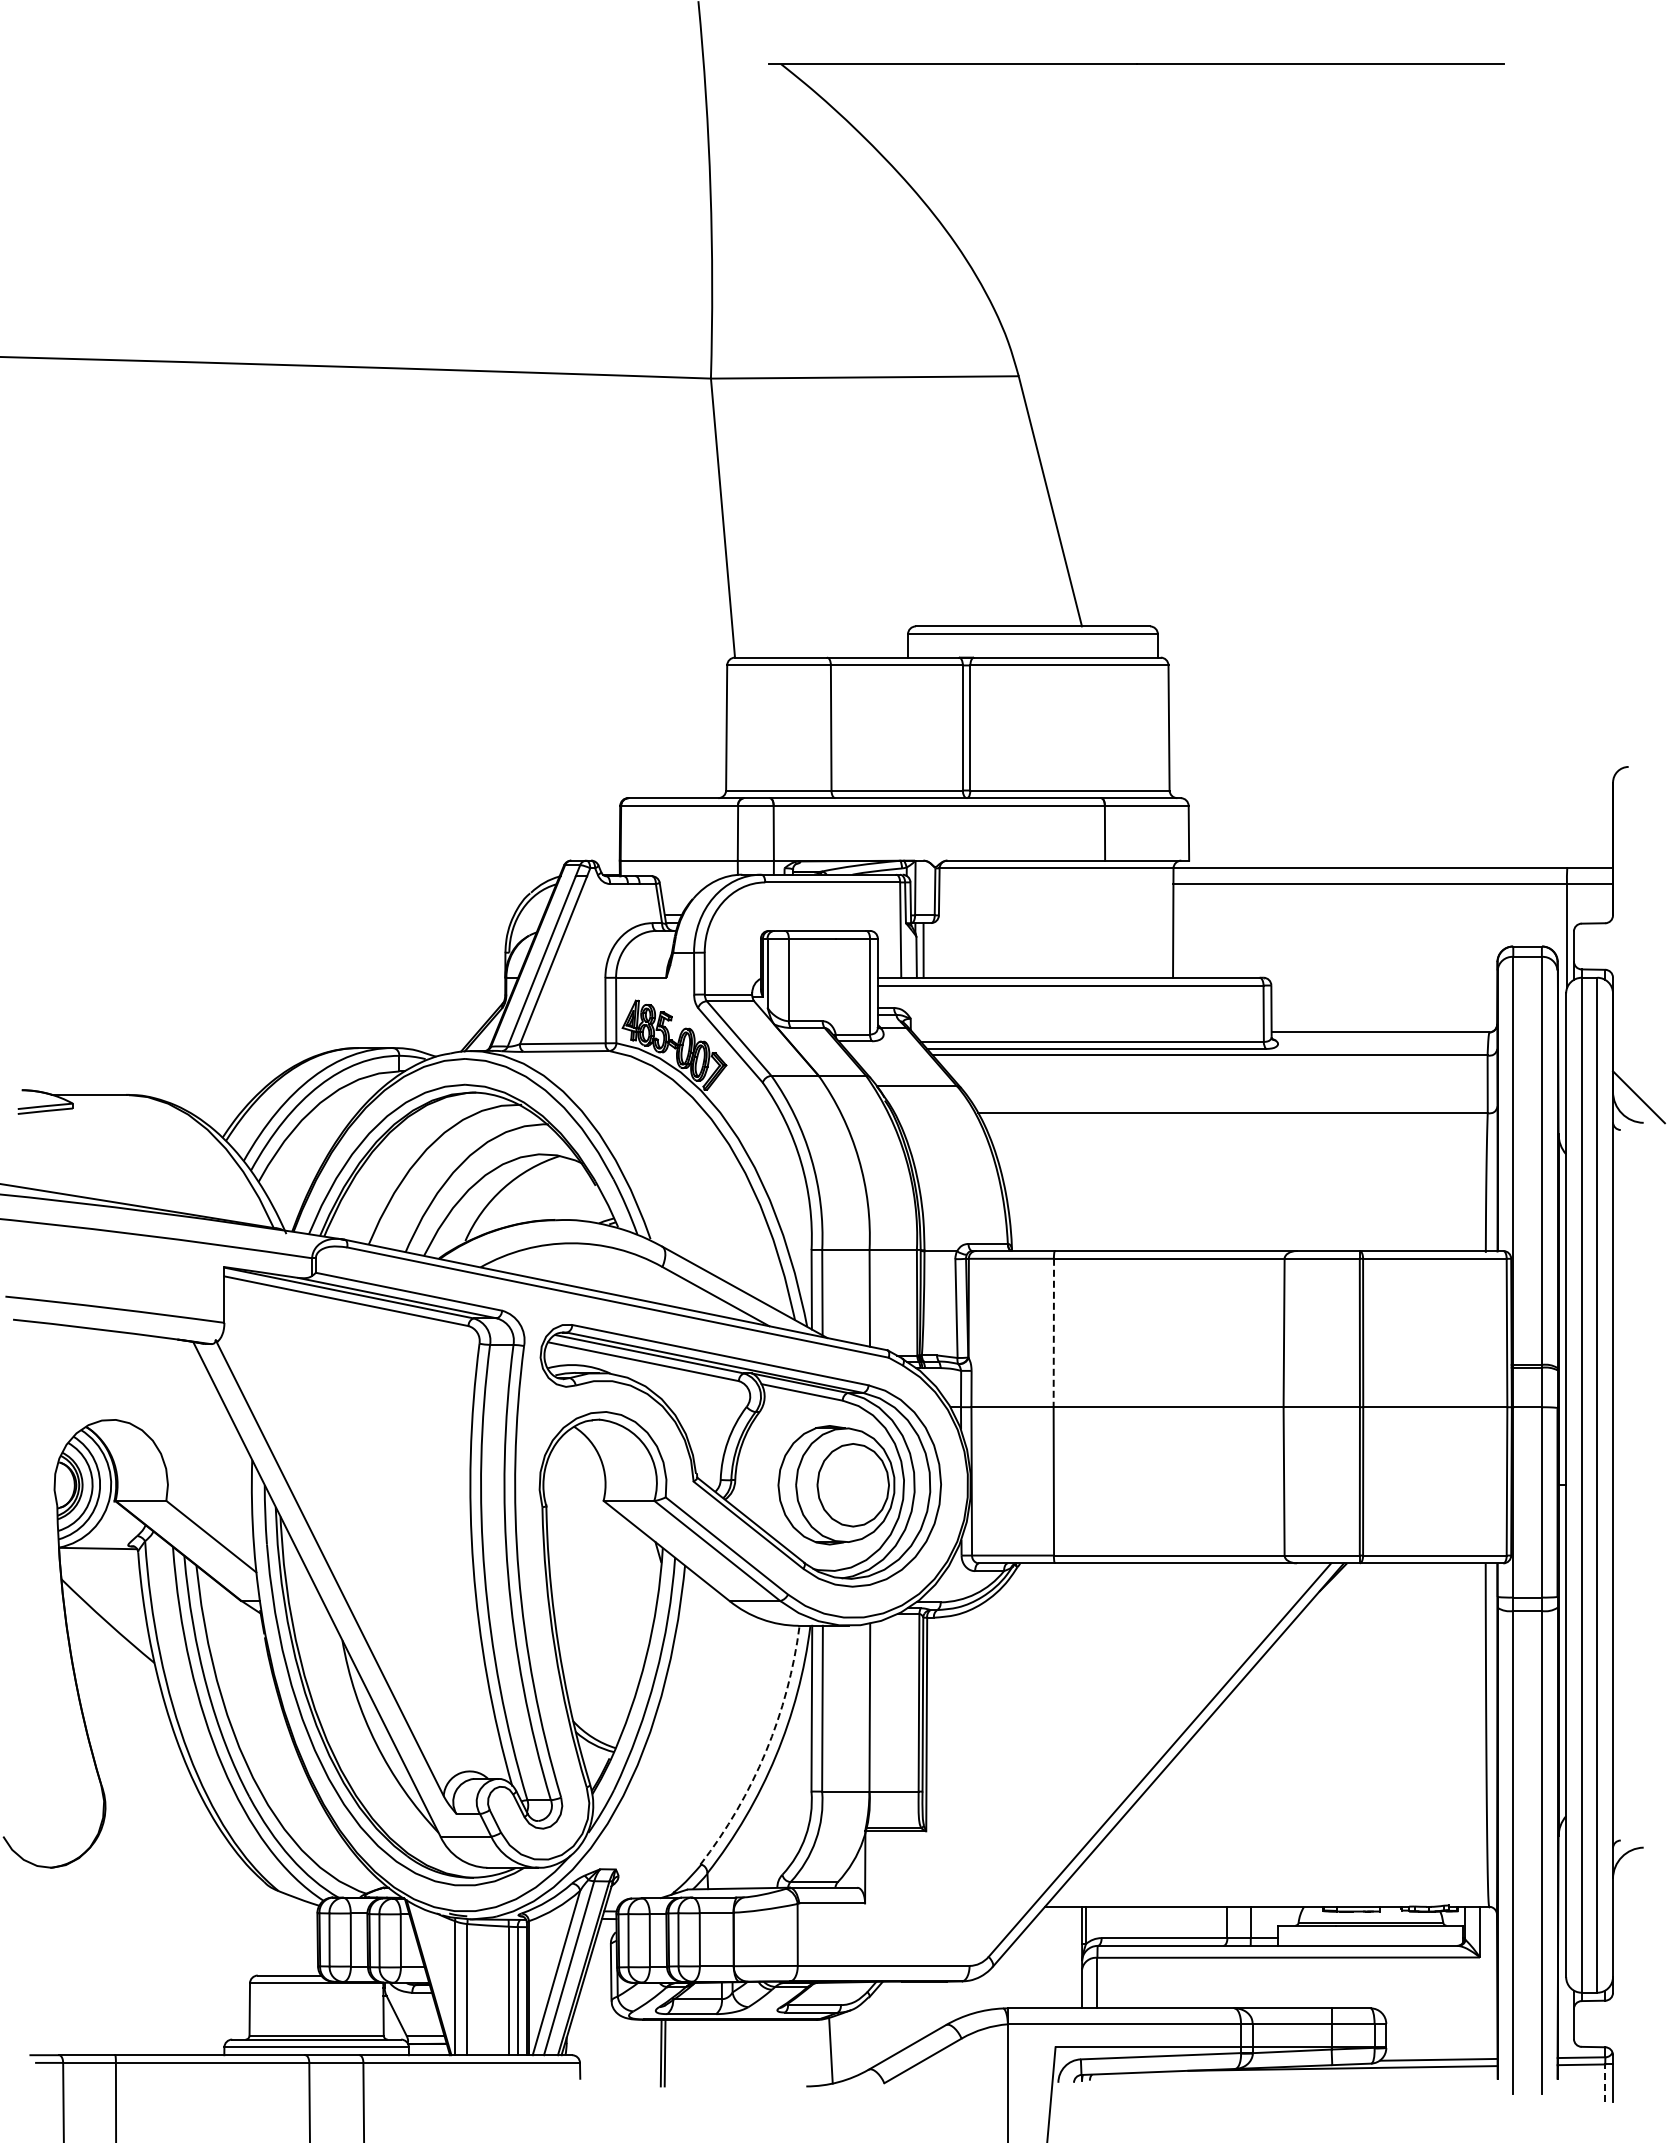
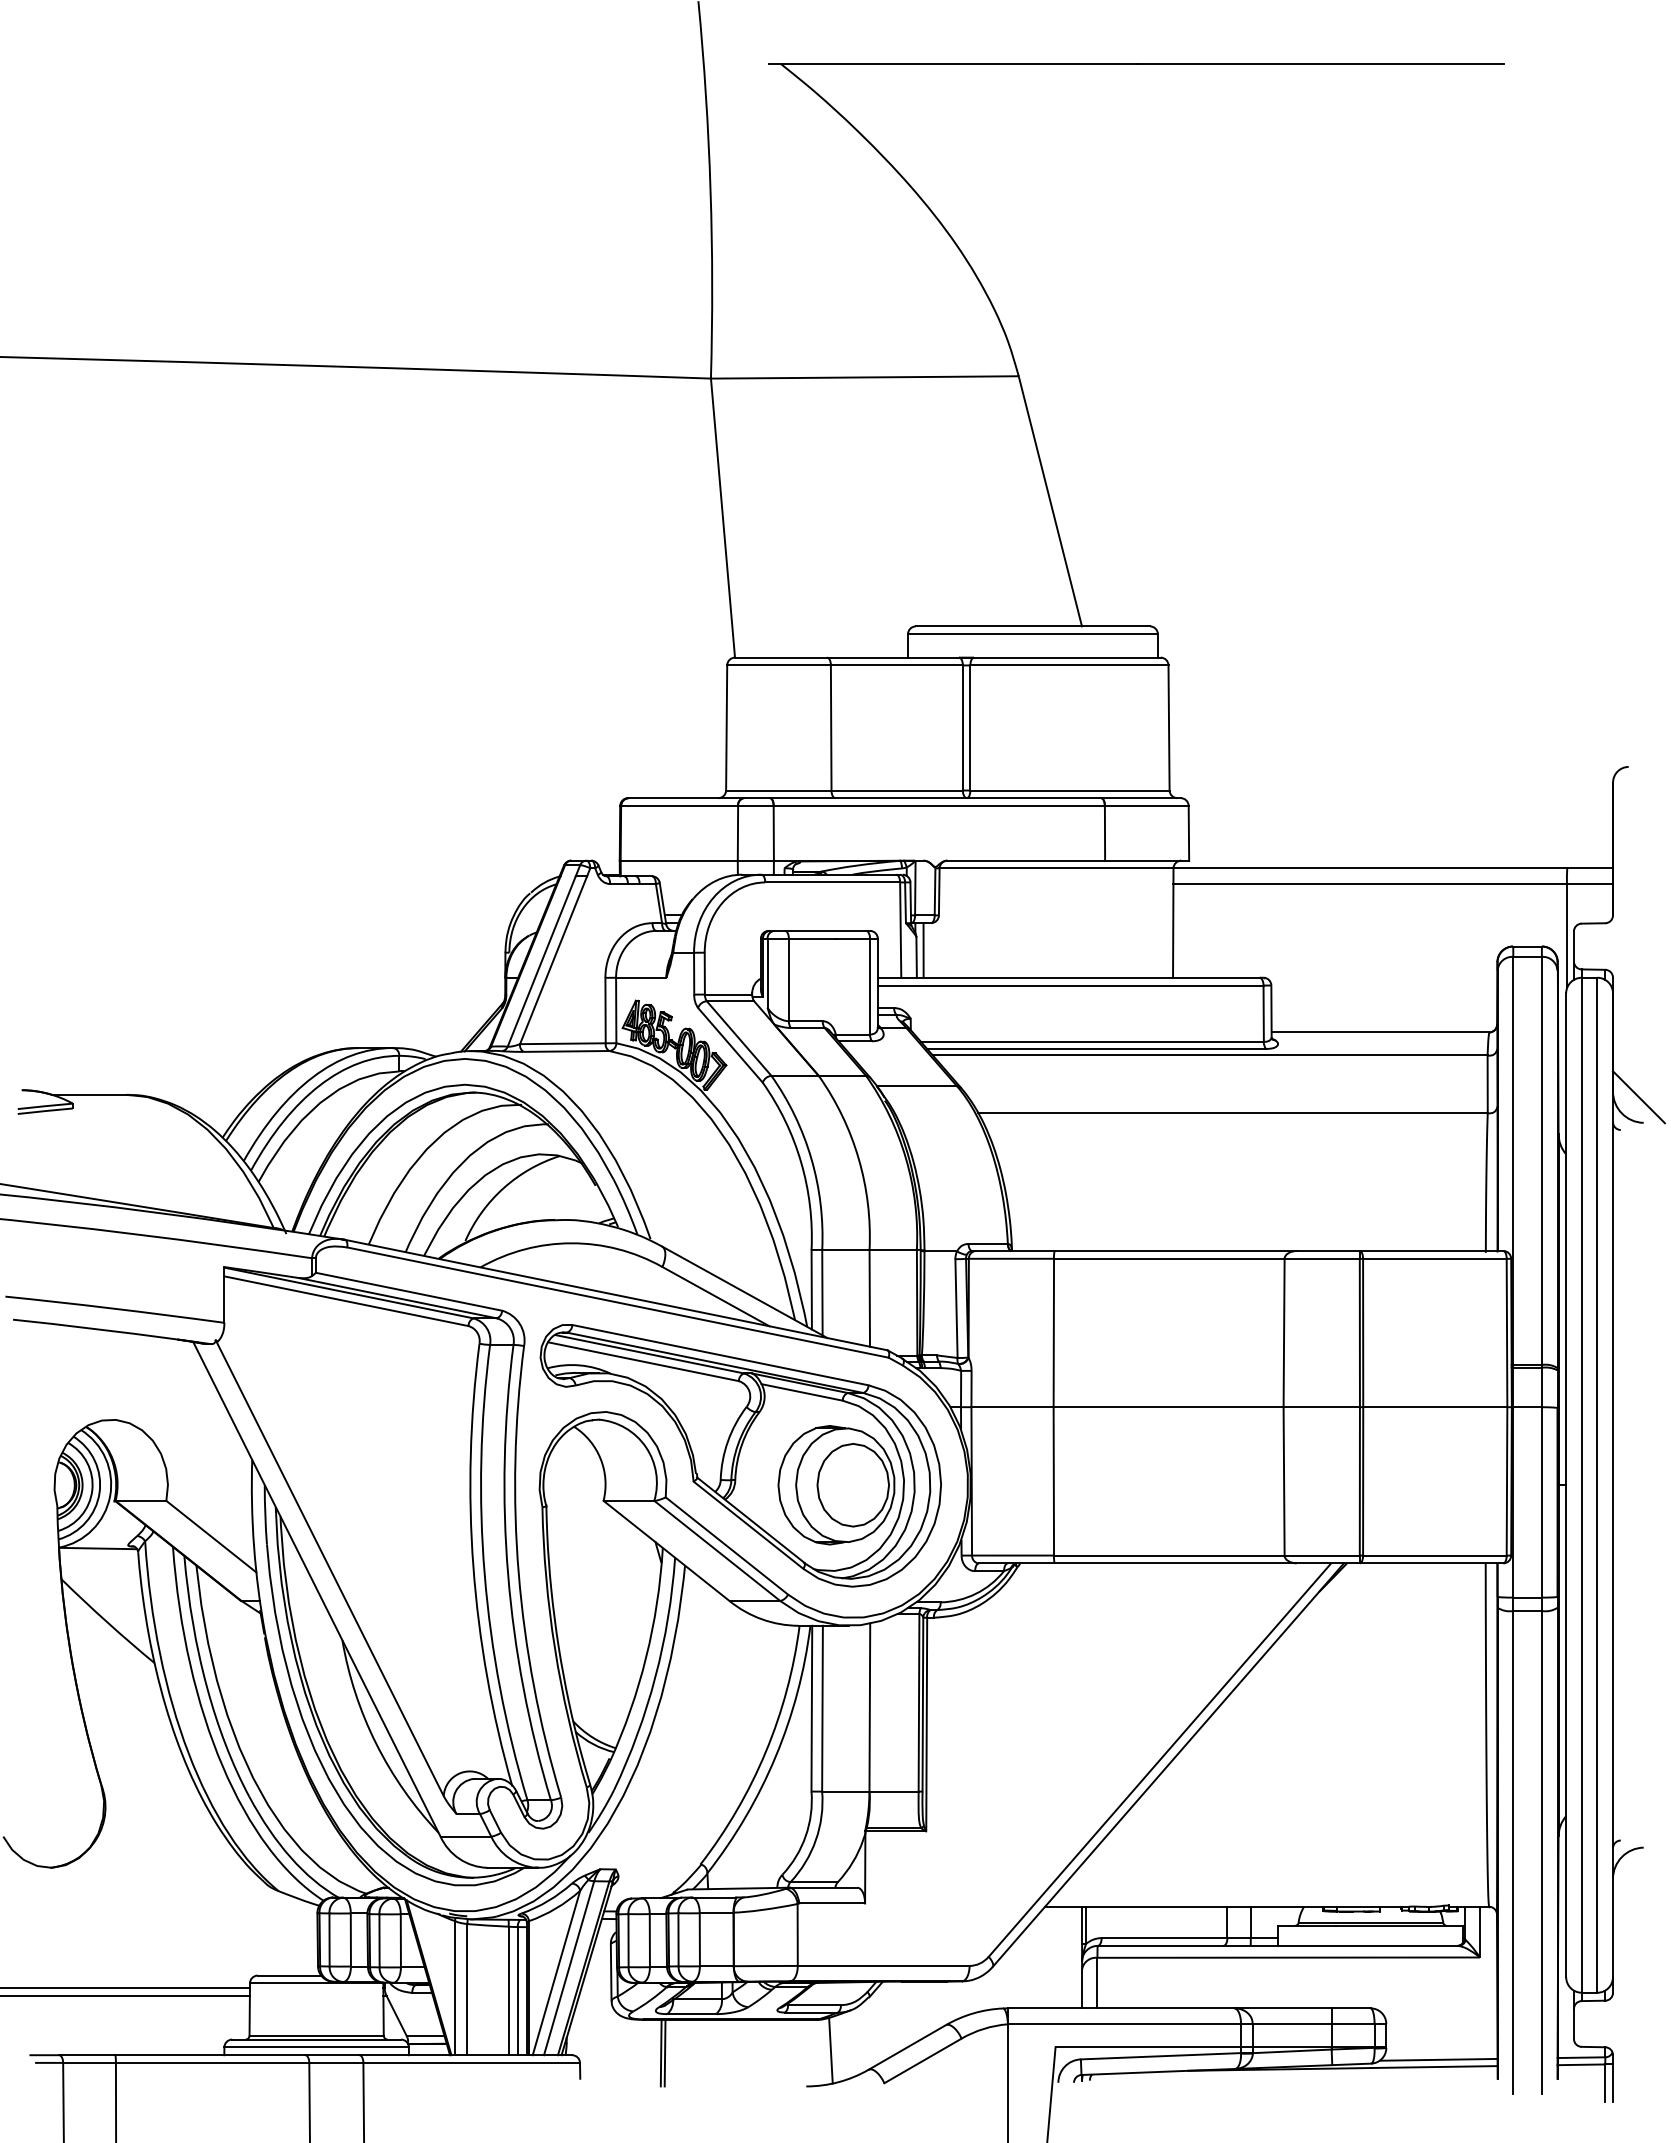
line: dashed -> solid (1053, 1333)
arc: dashed -> solid (765, 1751)
line: none -> present (125, 1987)
line: none -> present (125, 1995)
line: dashed -> solid (1605, 2083)
